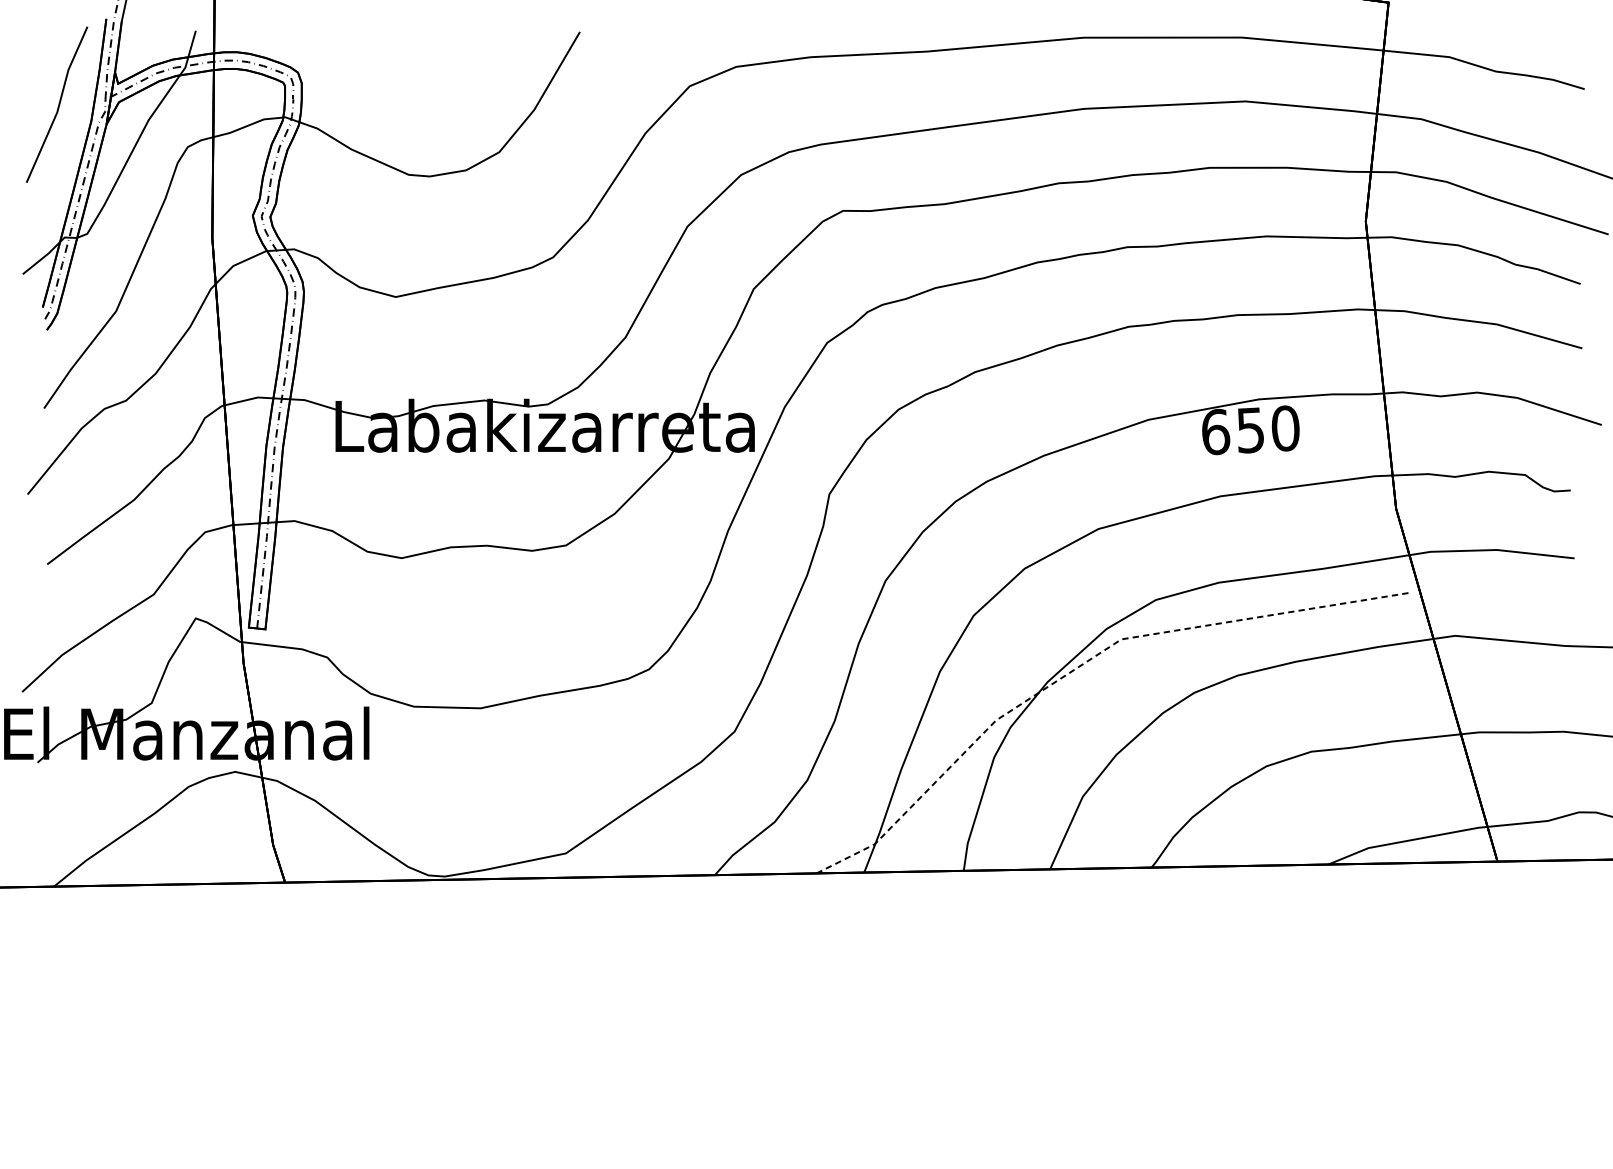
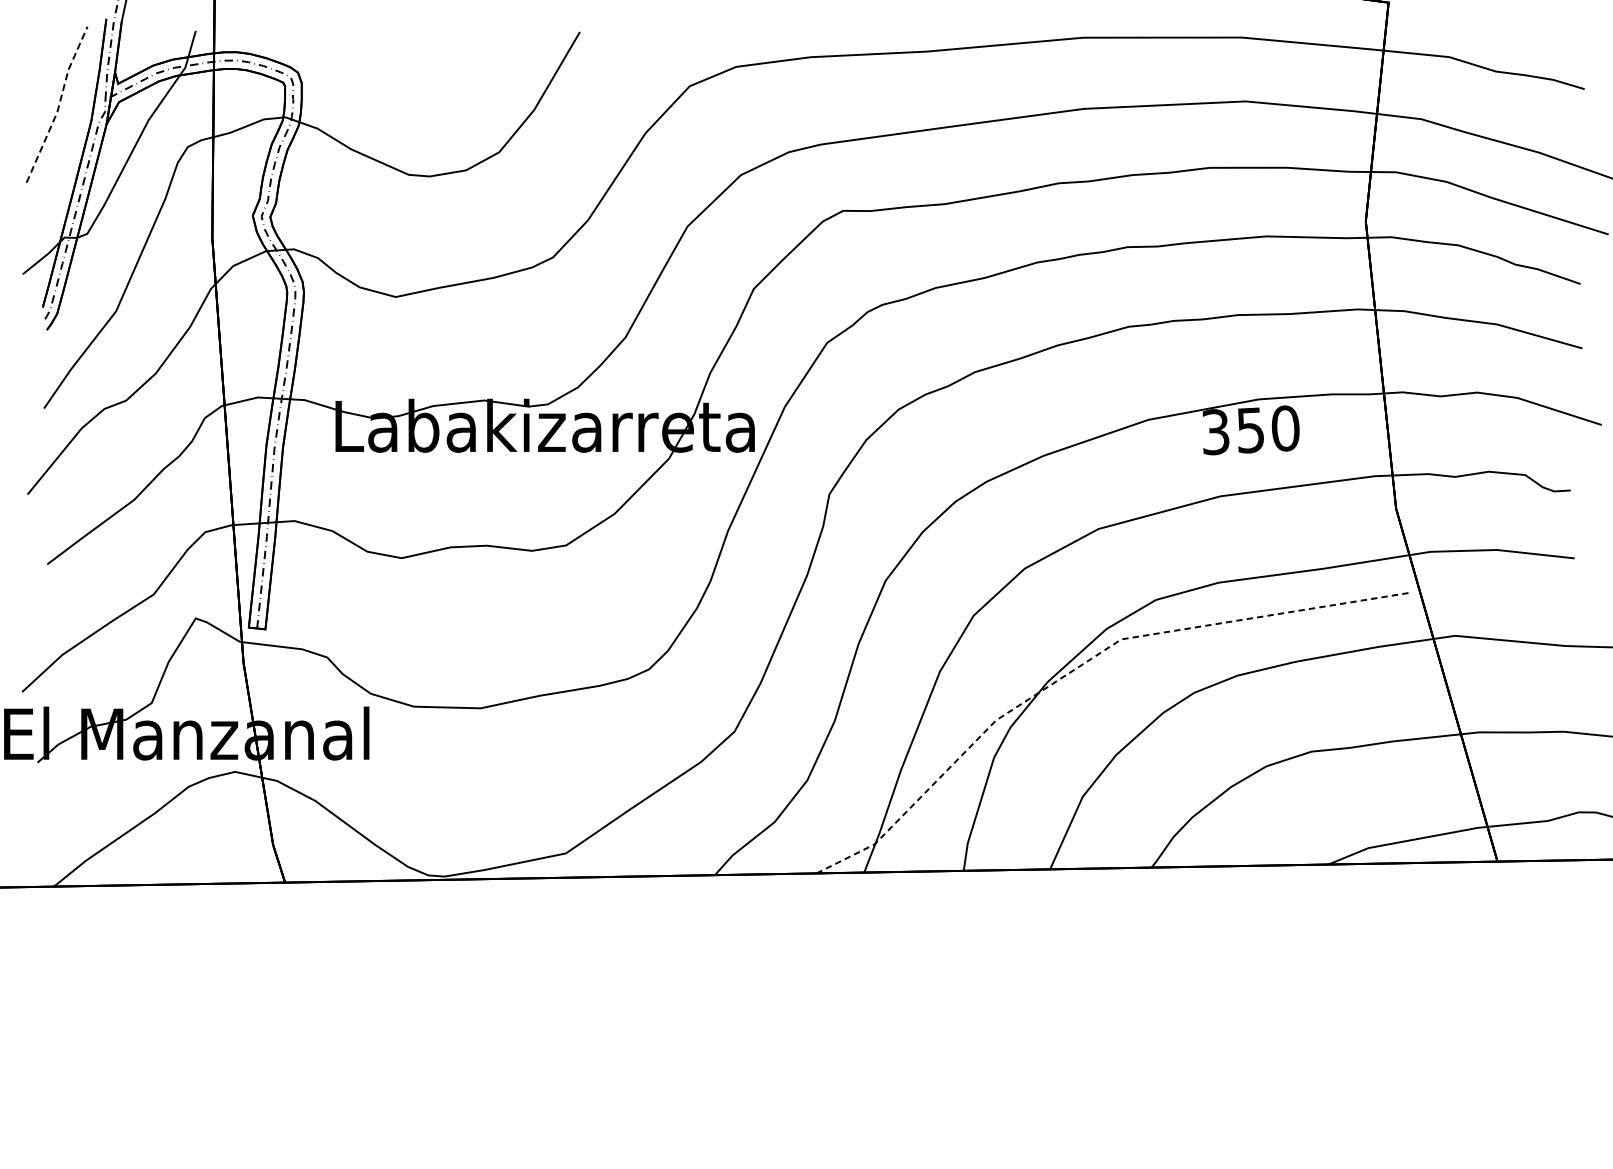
line: solid -> dashed (59, 104)
text: 650 -> 350 (1216, 431)
